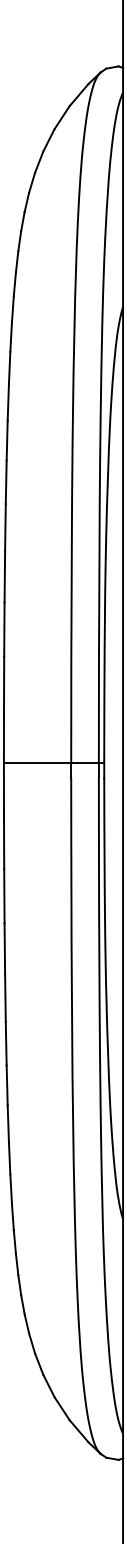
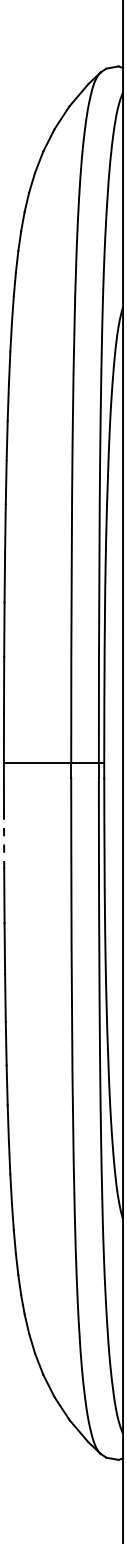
line: solid -> dashed (4, 840)
